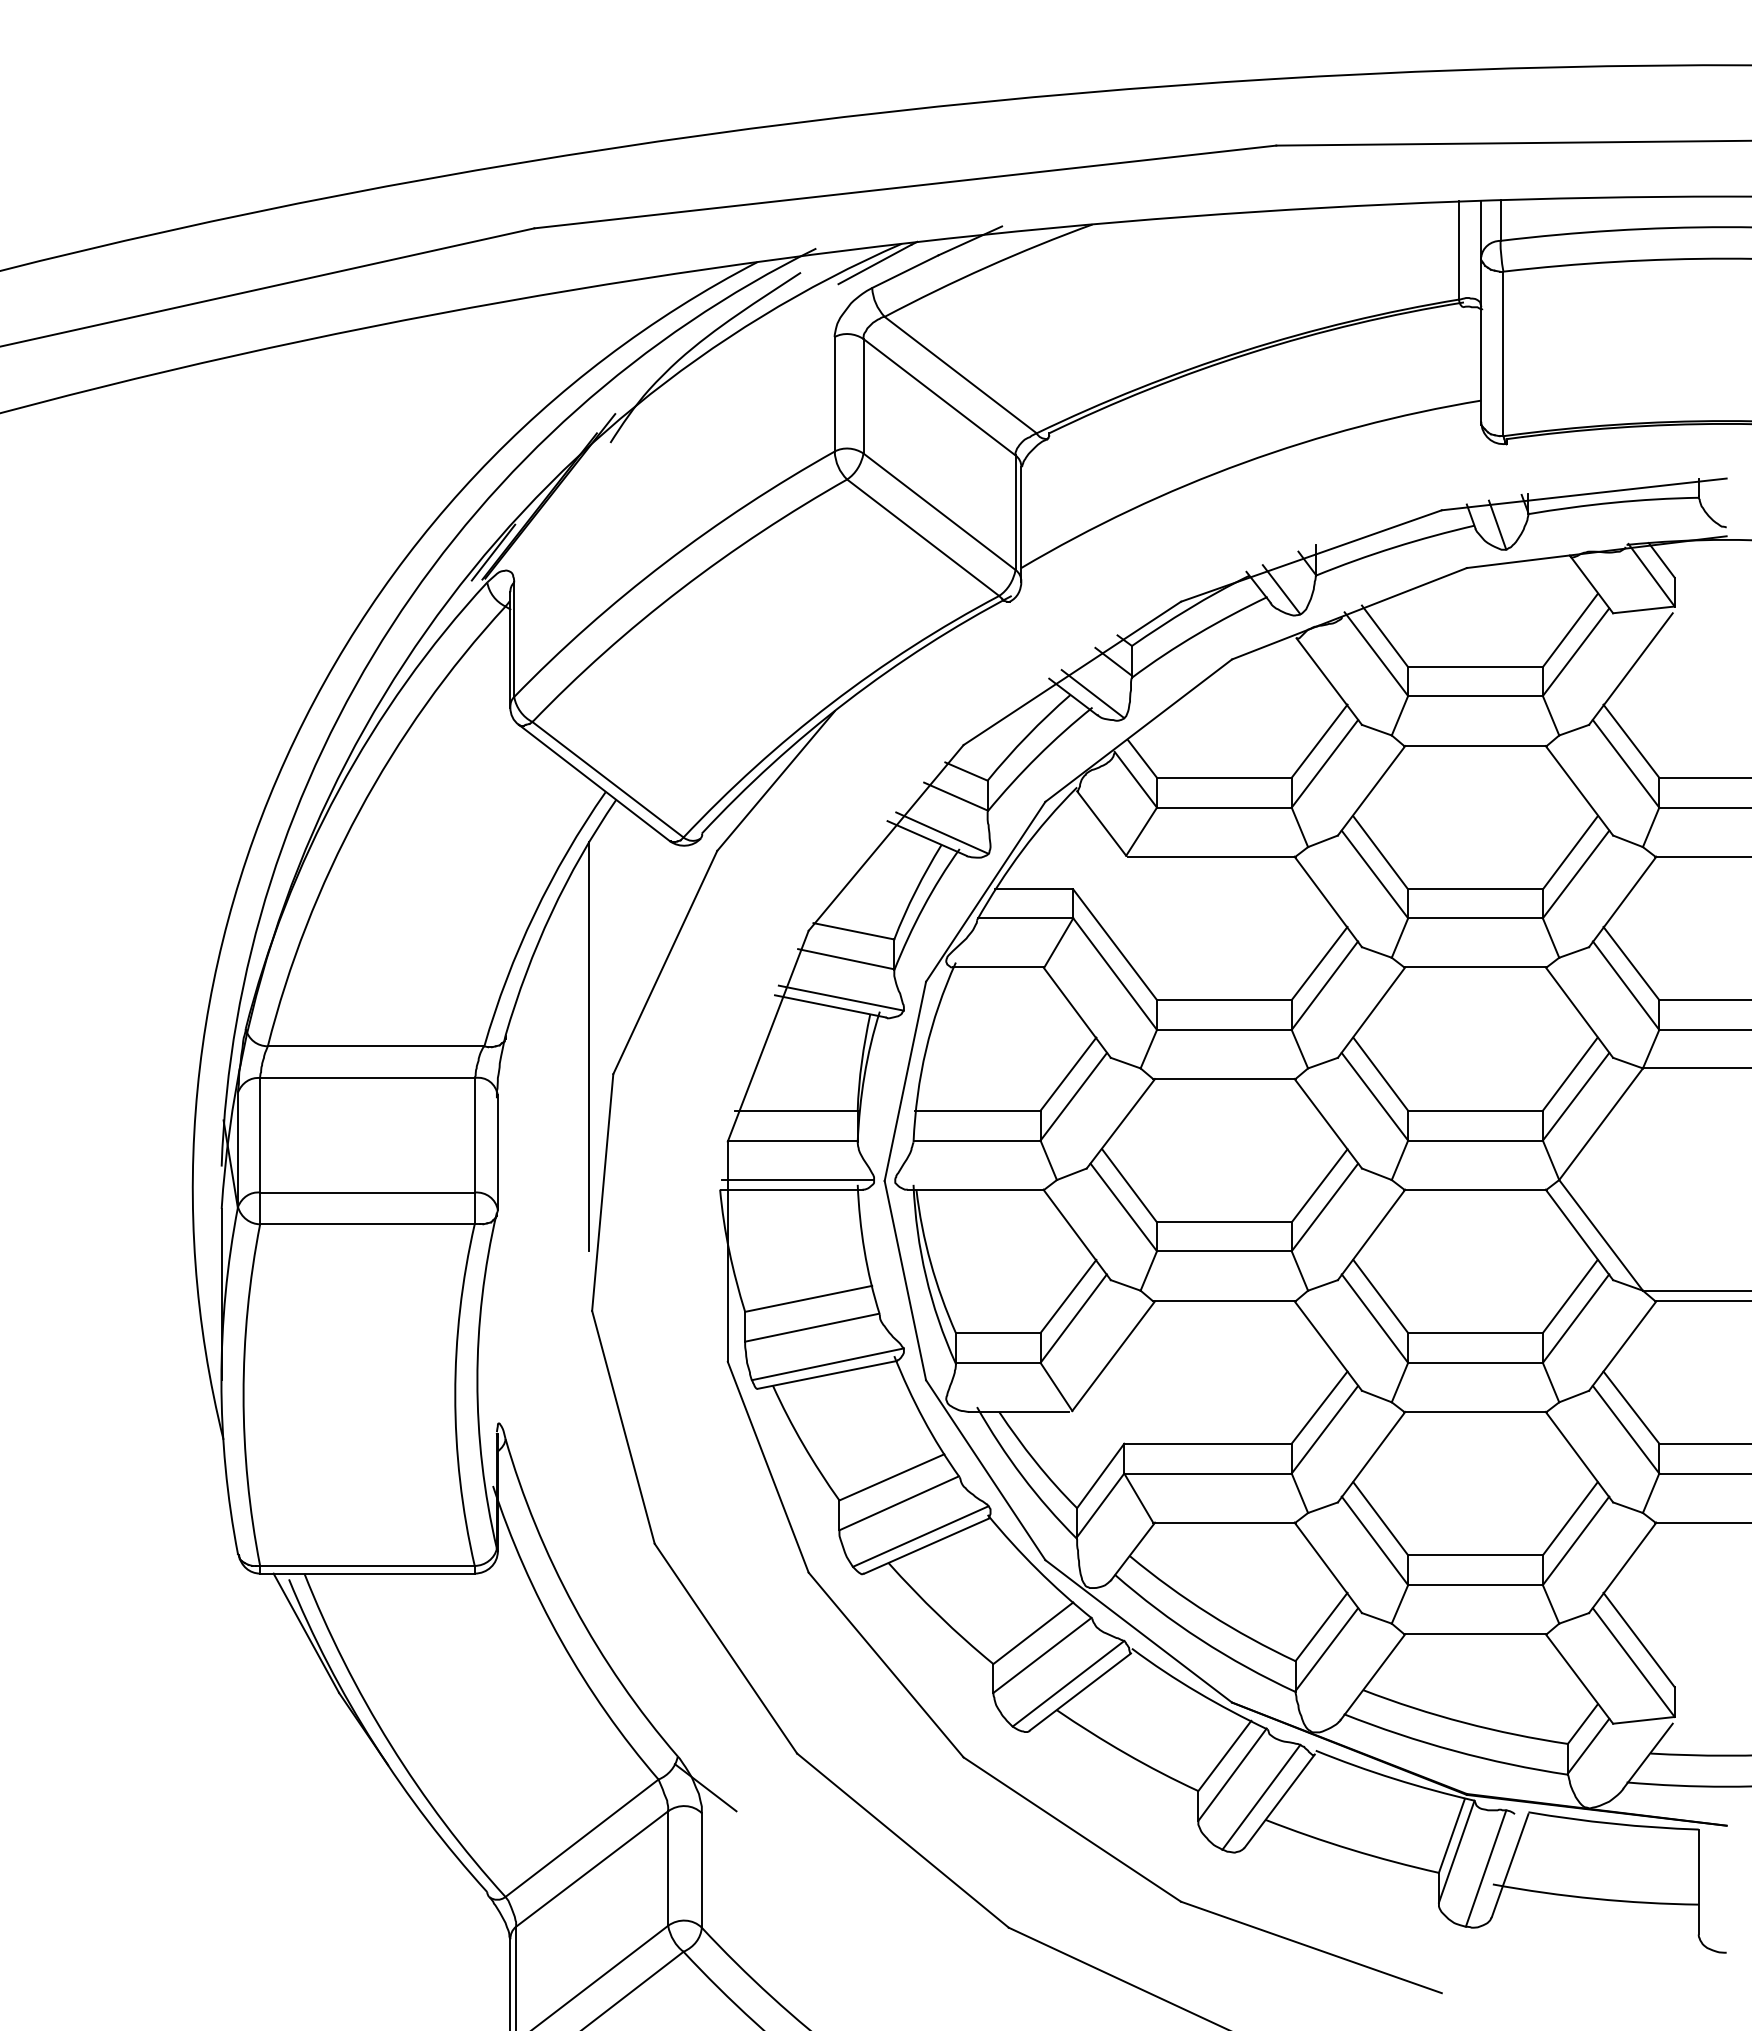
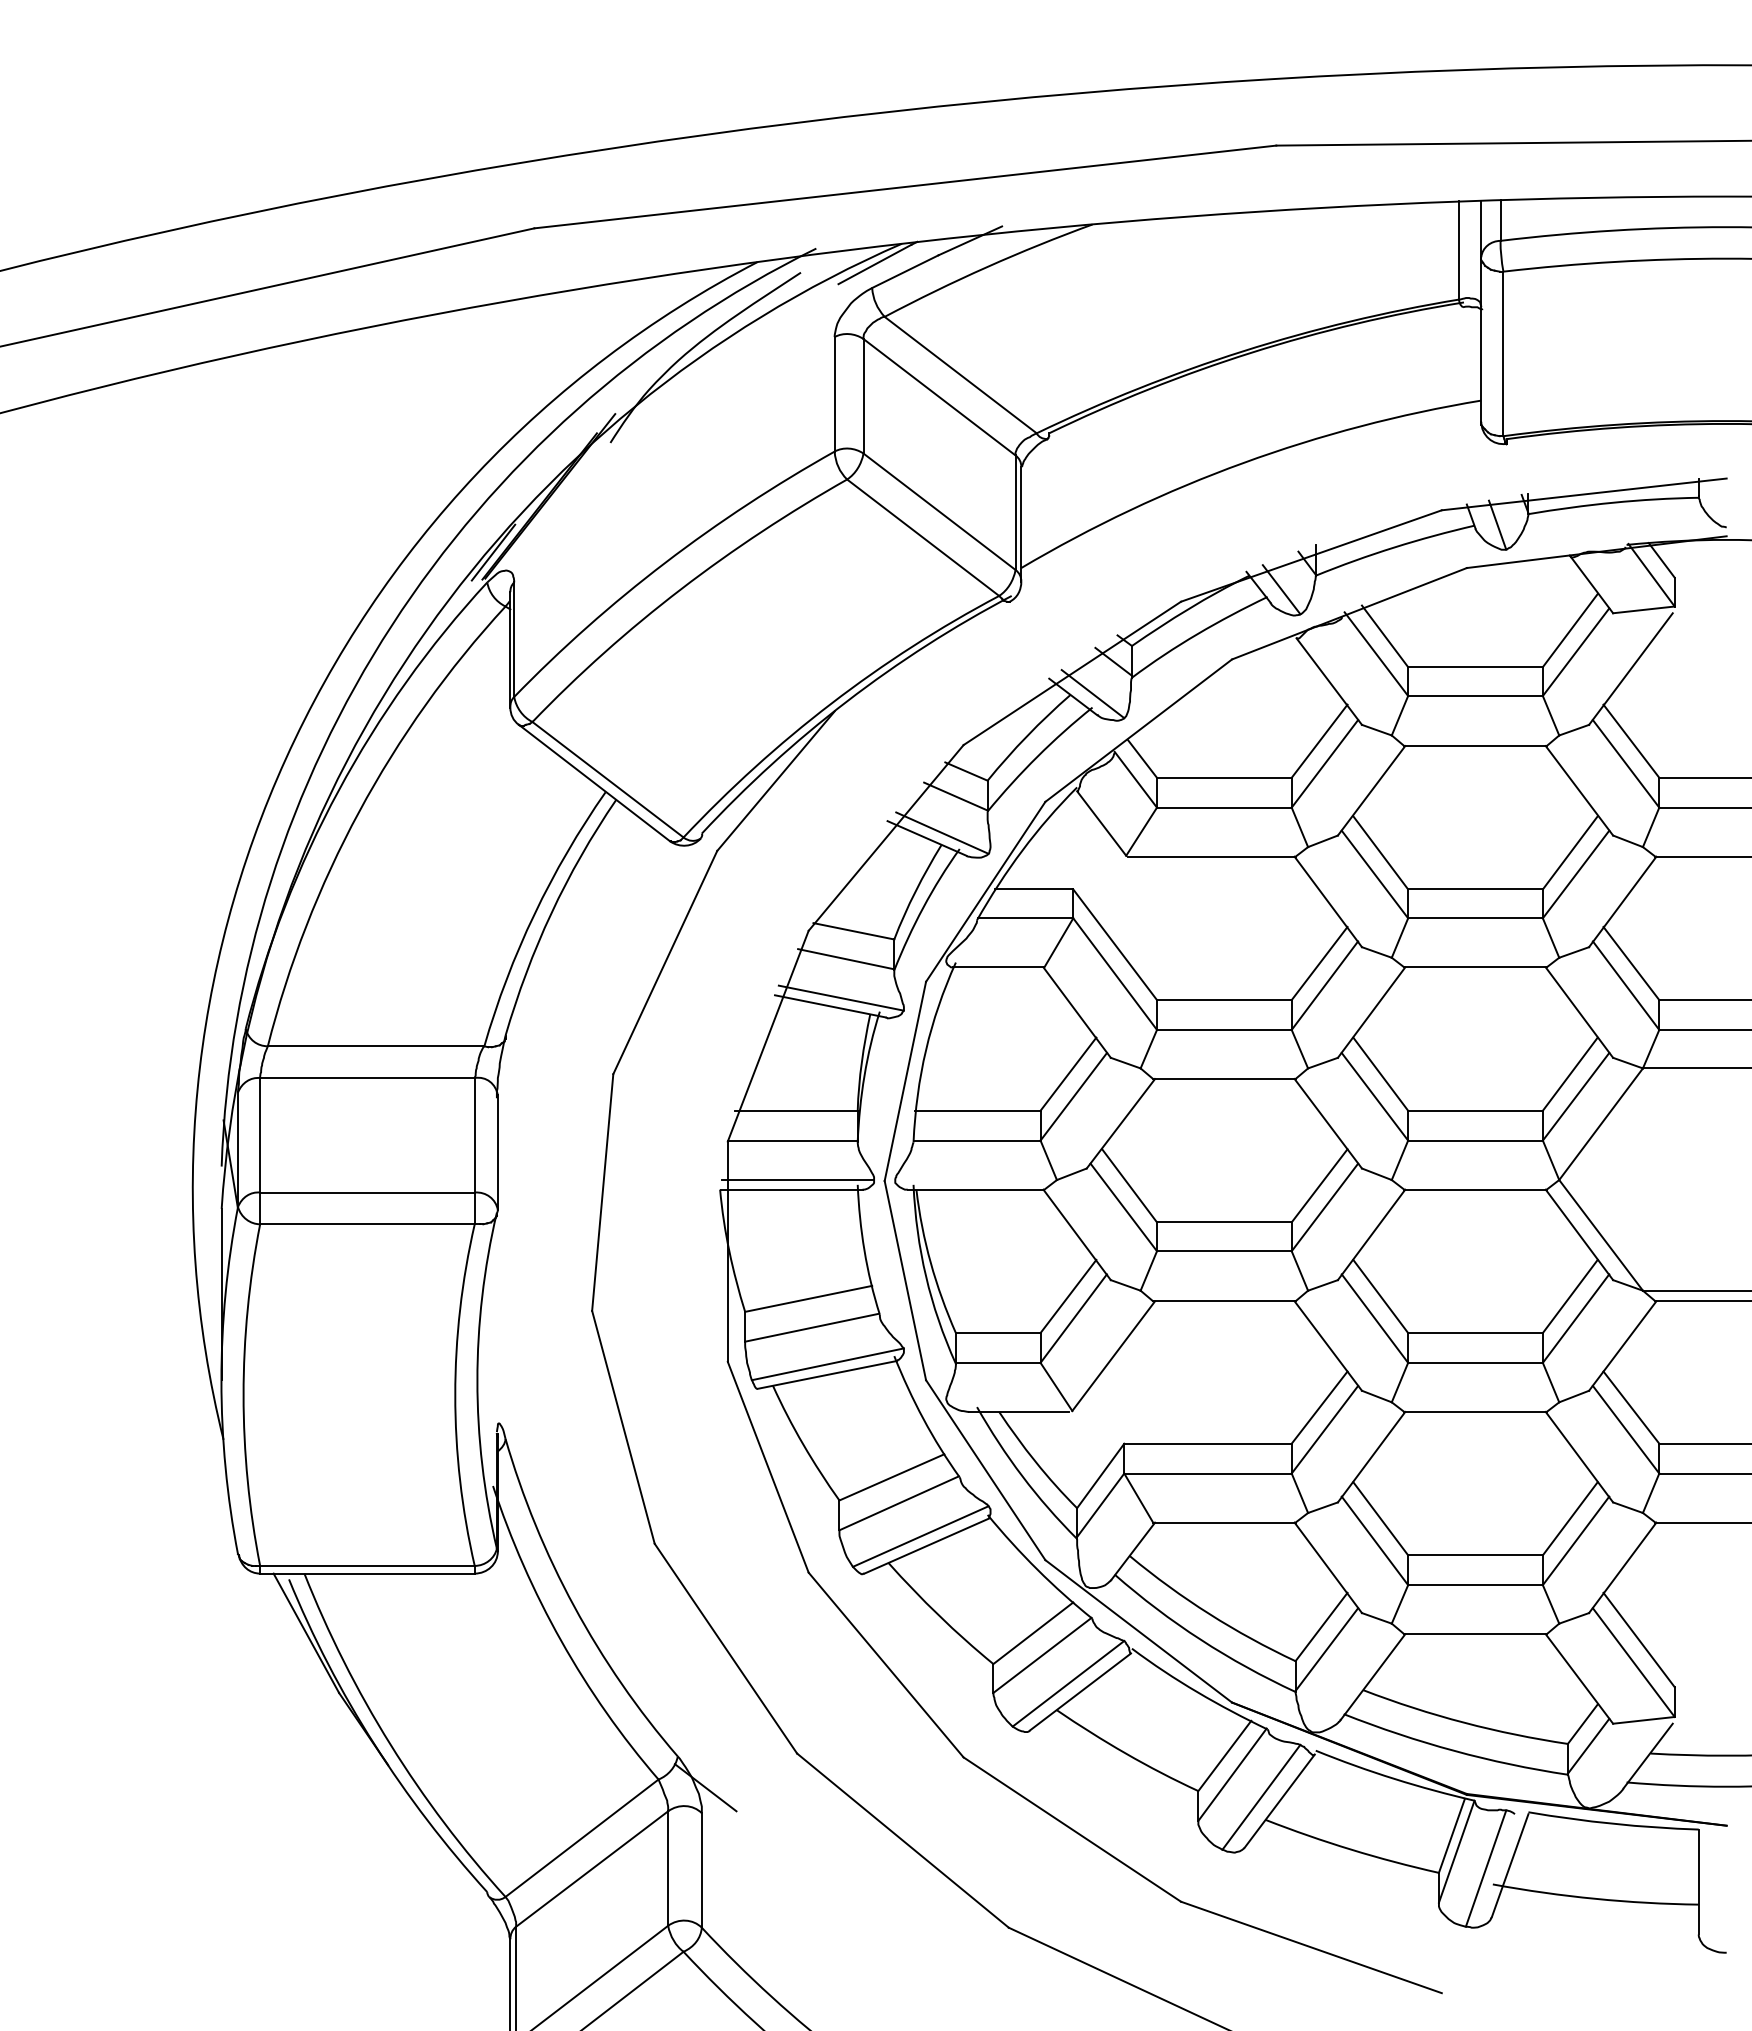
line: present -> none (589, 1046)
